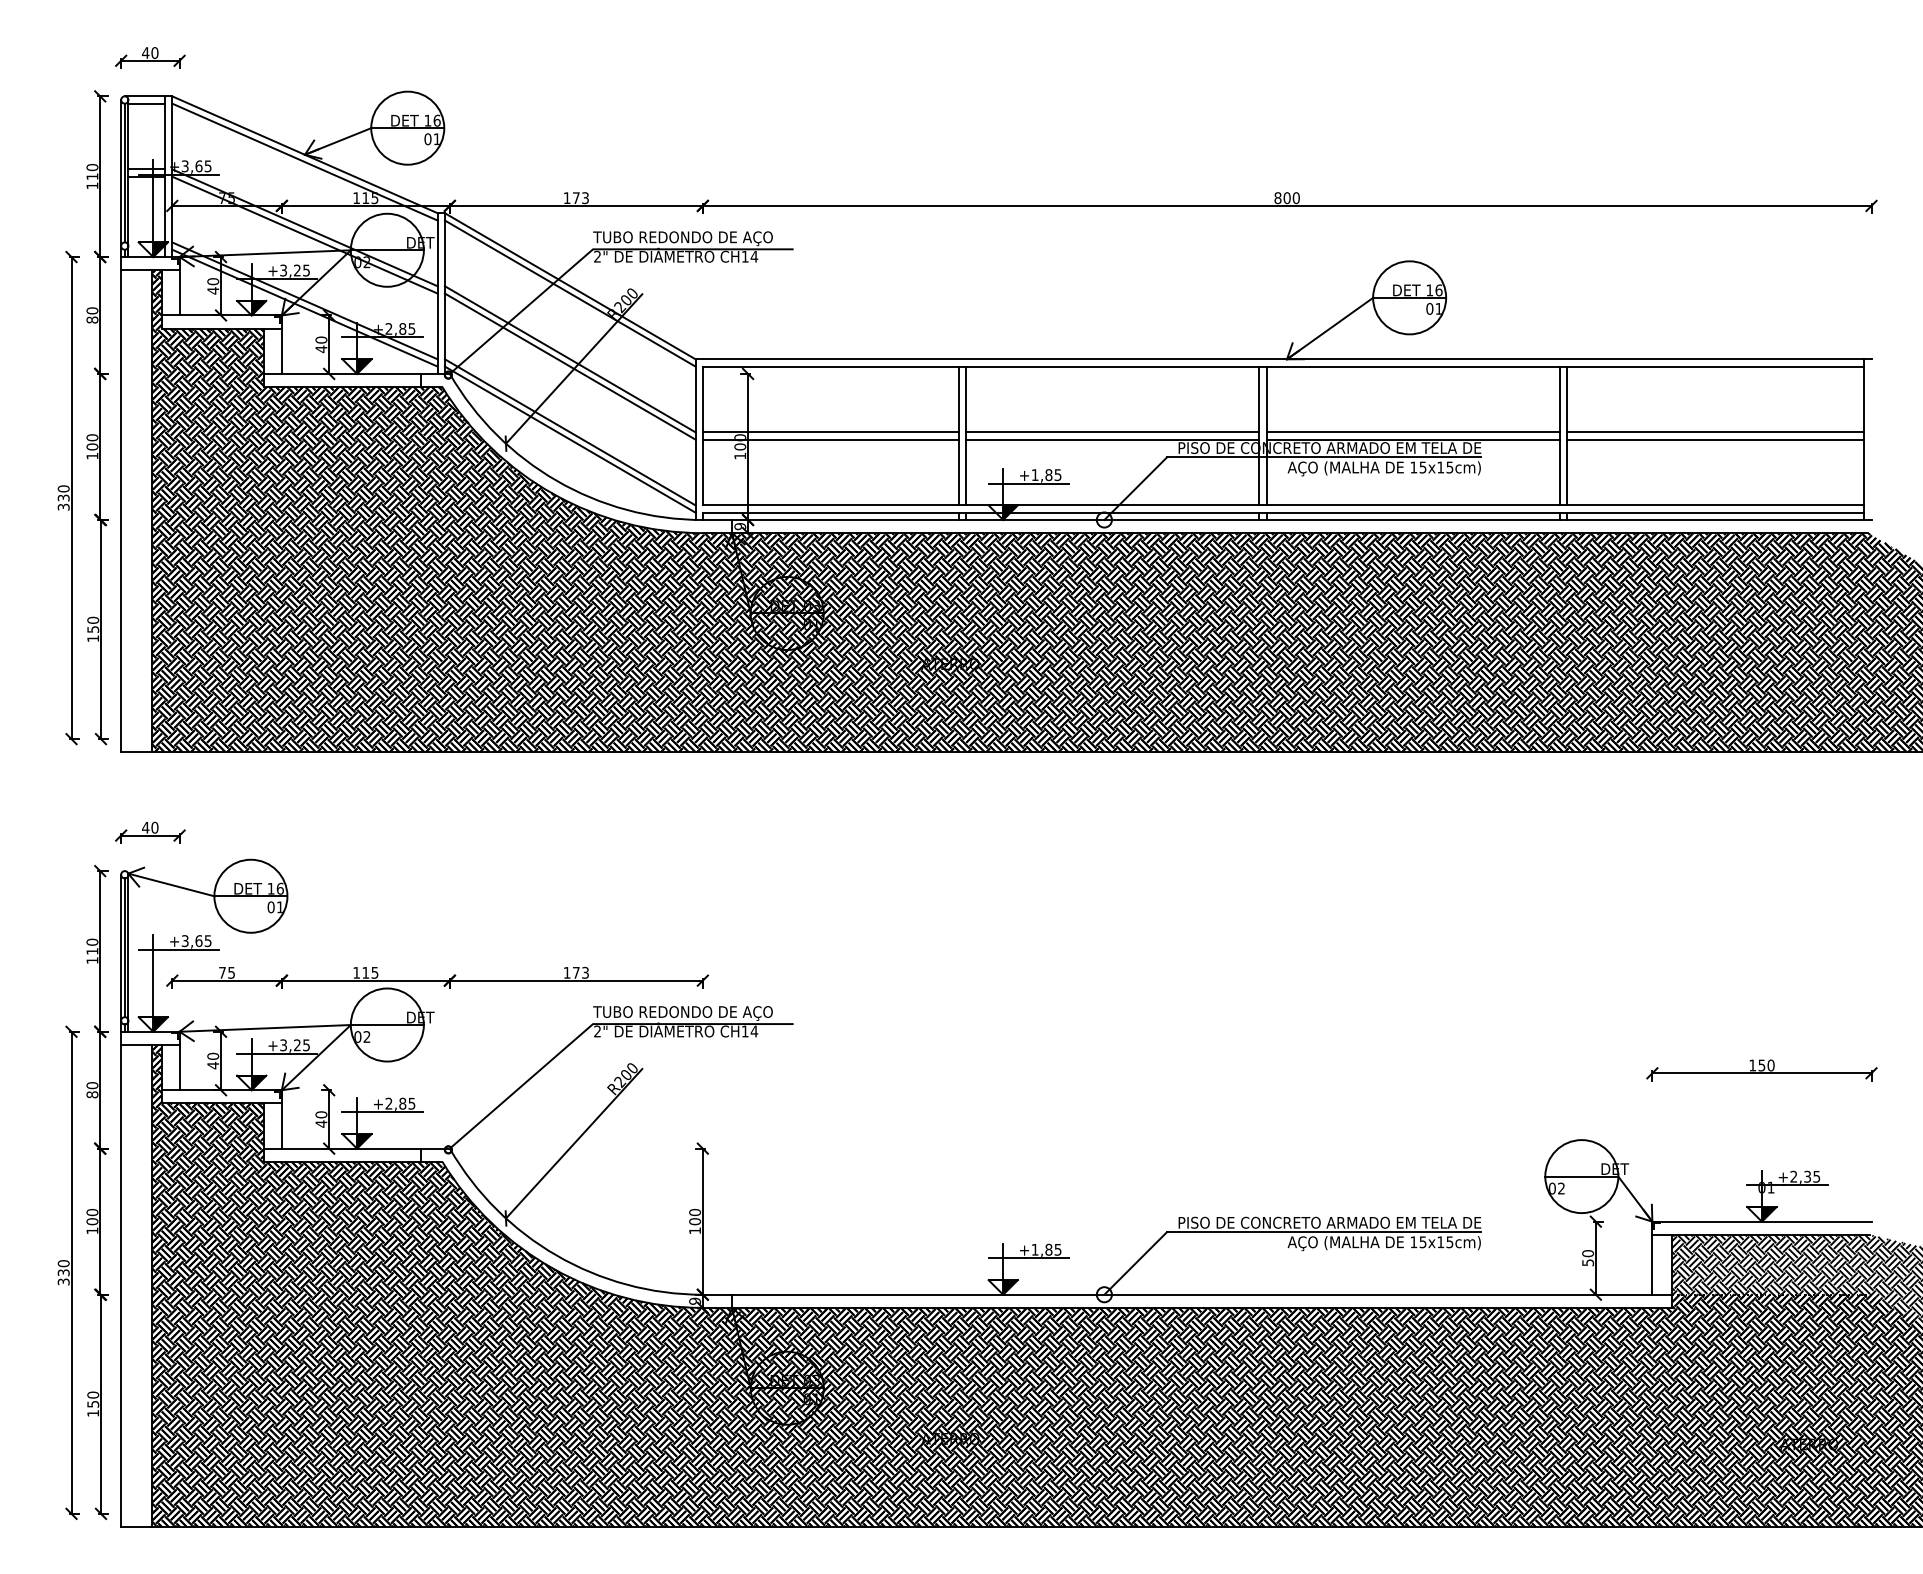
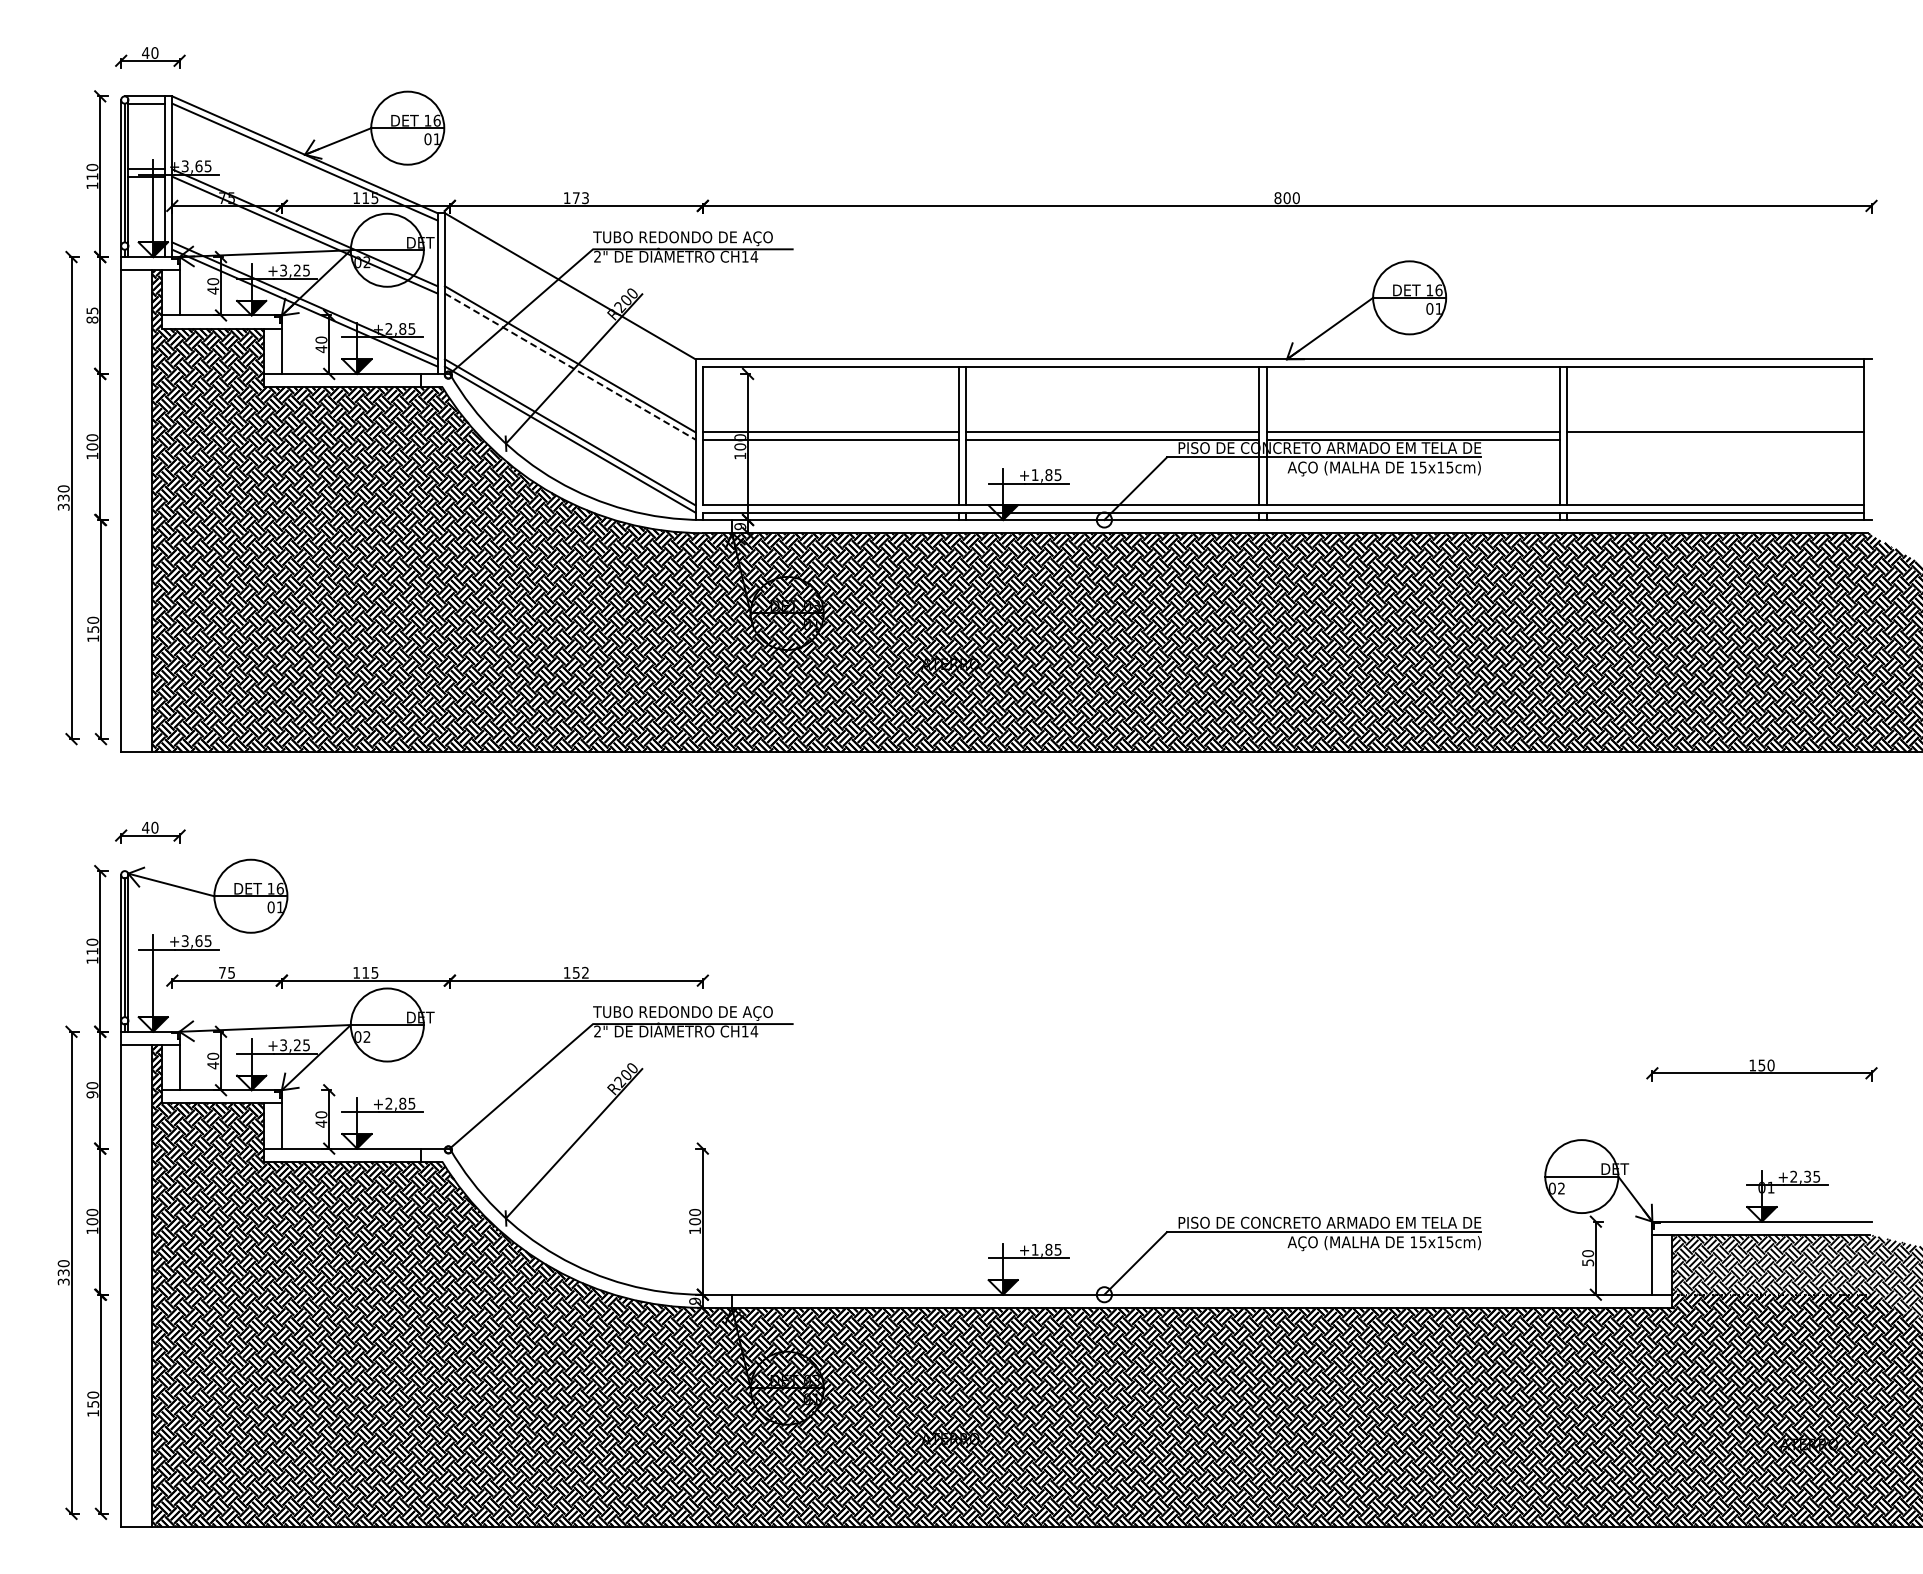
line: present -> none (569, 293)
text: 80 -> 85 (92, 310)
line: solid -> dashed (570, 366)
line: present -> none (1715, 439)
text: 173 -> 152 (580, 972)
text: 80 -> 90 (92, 1094)
